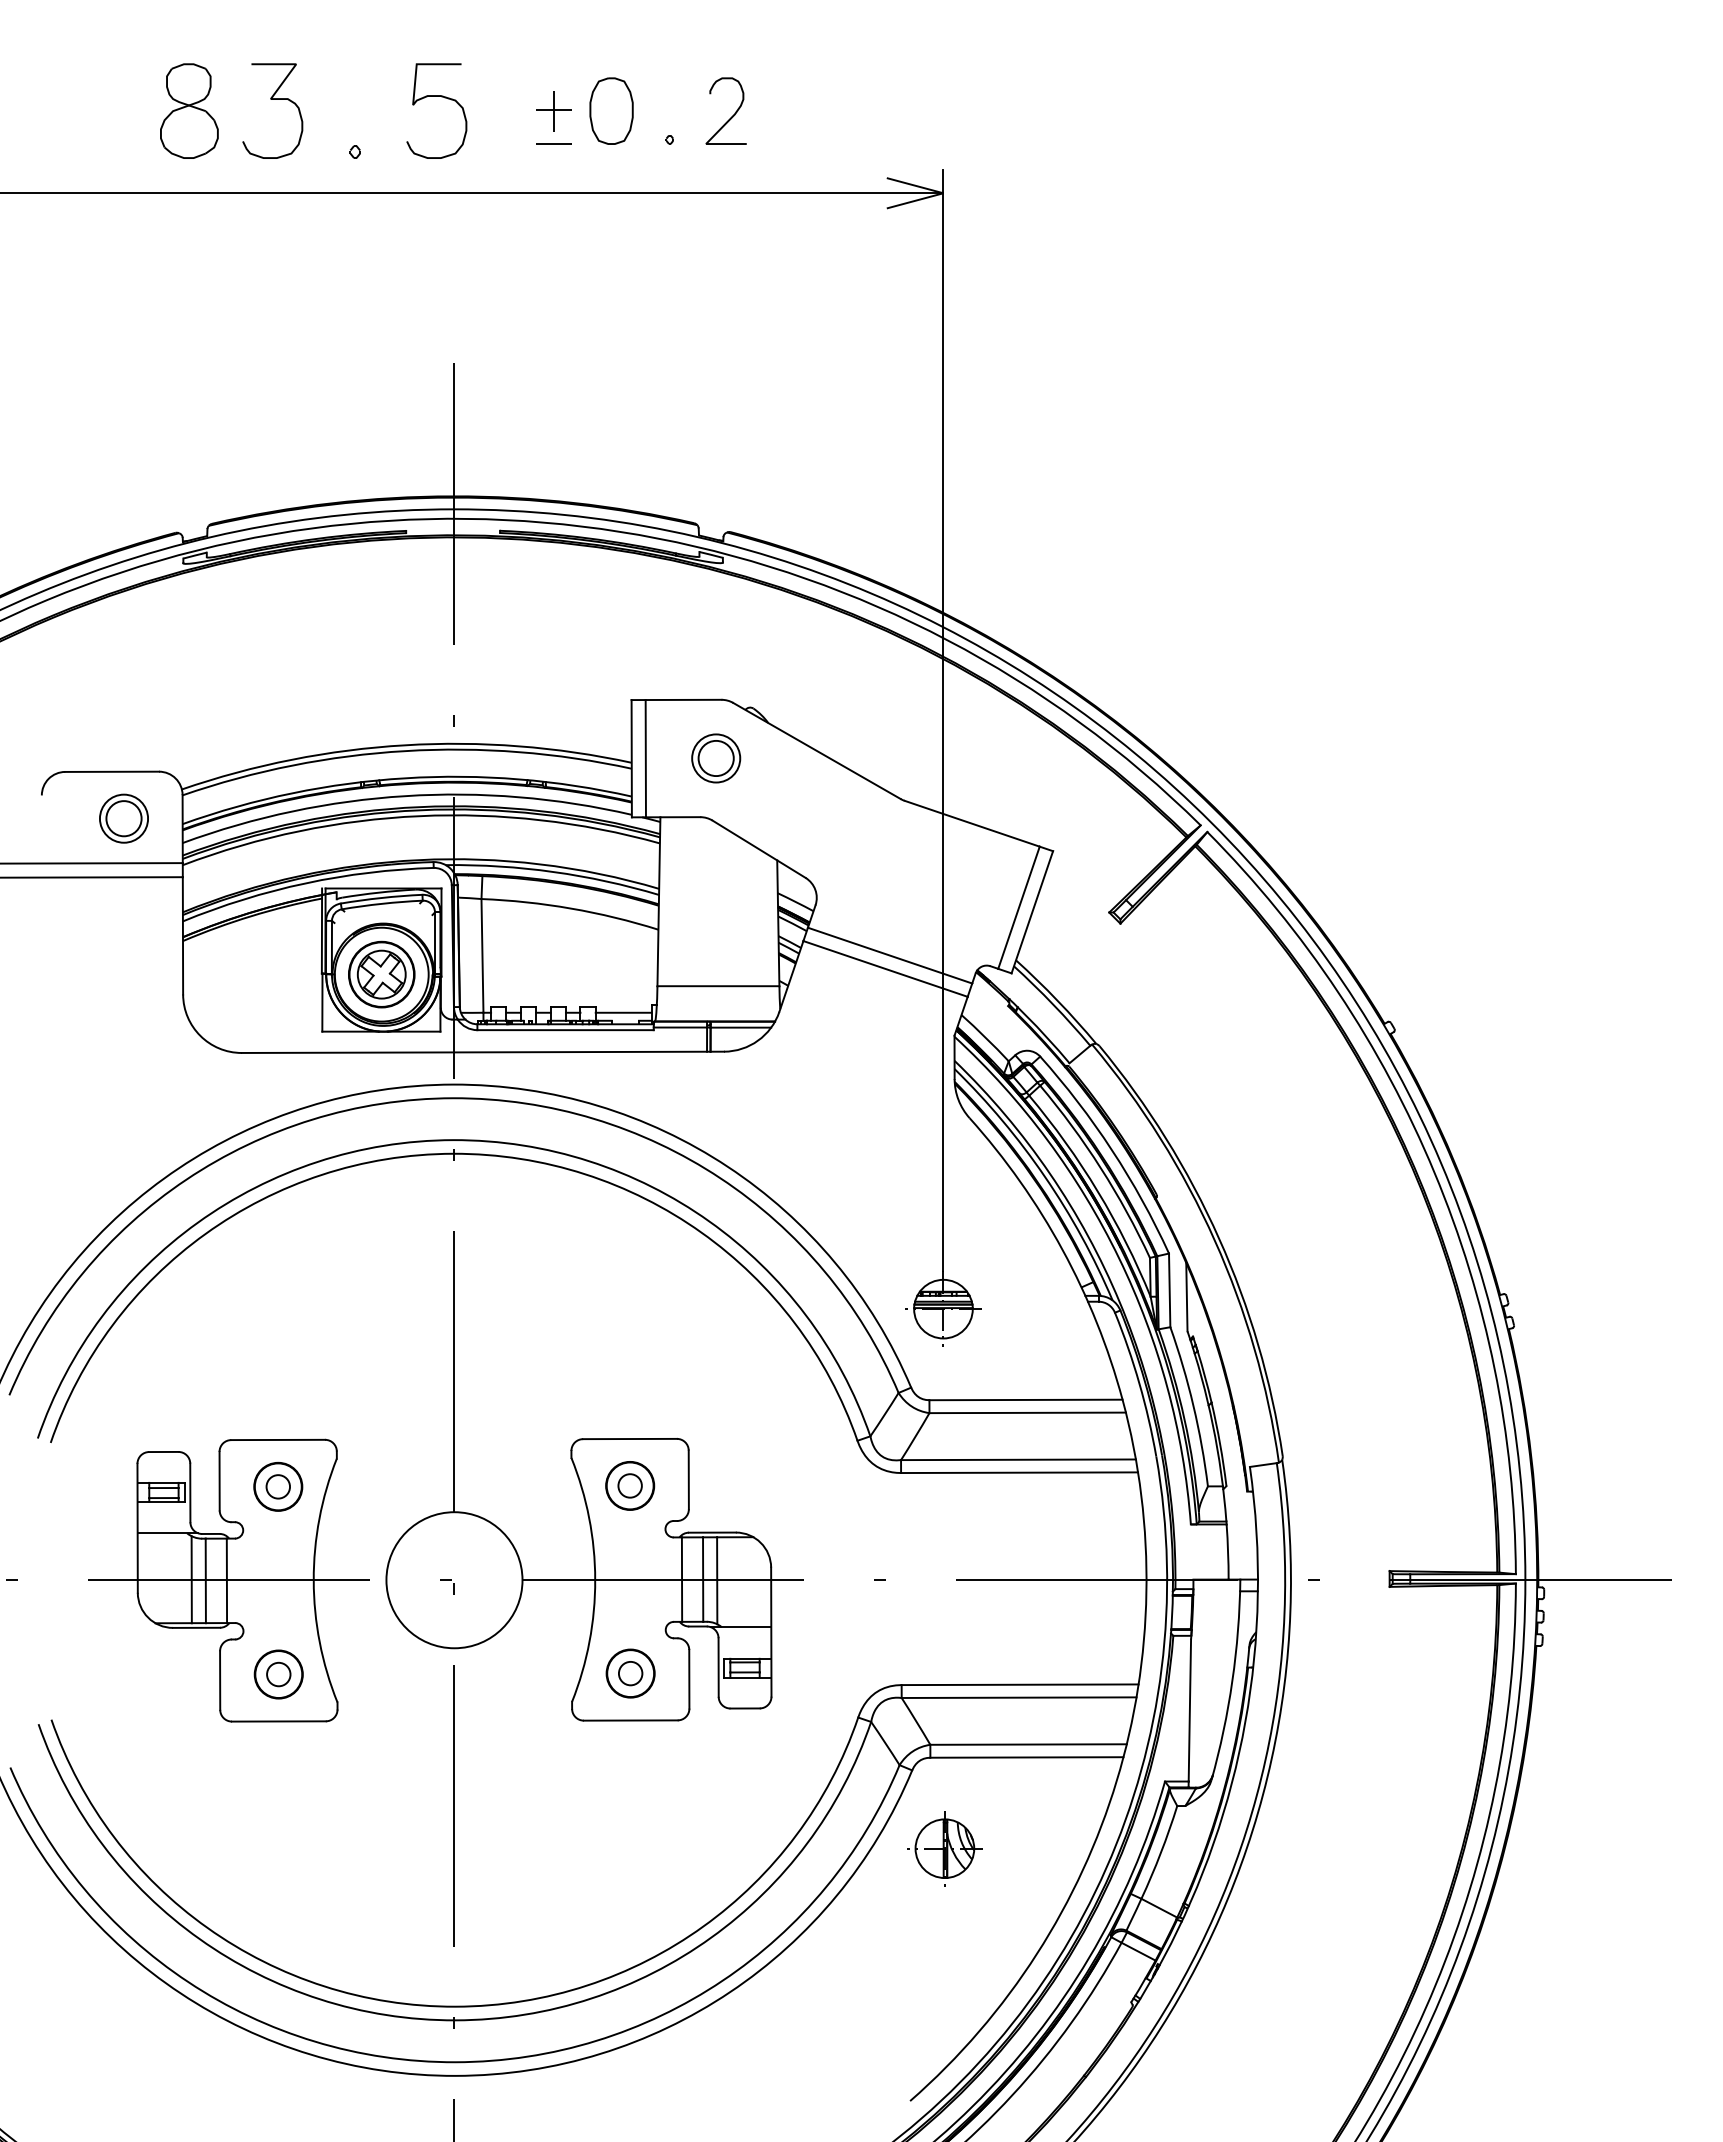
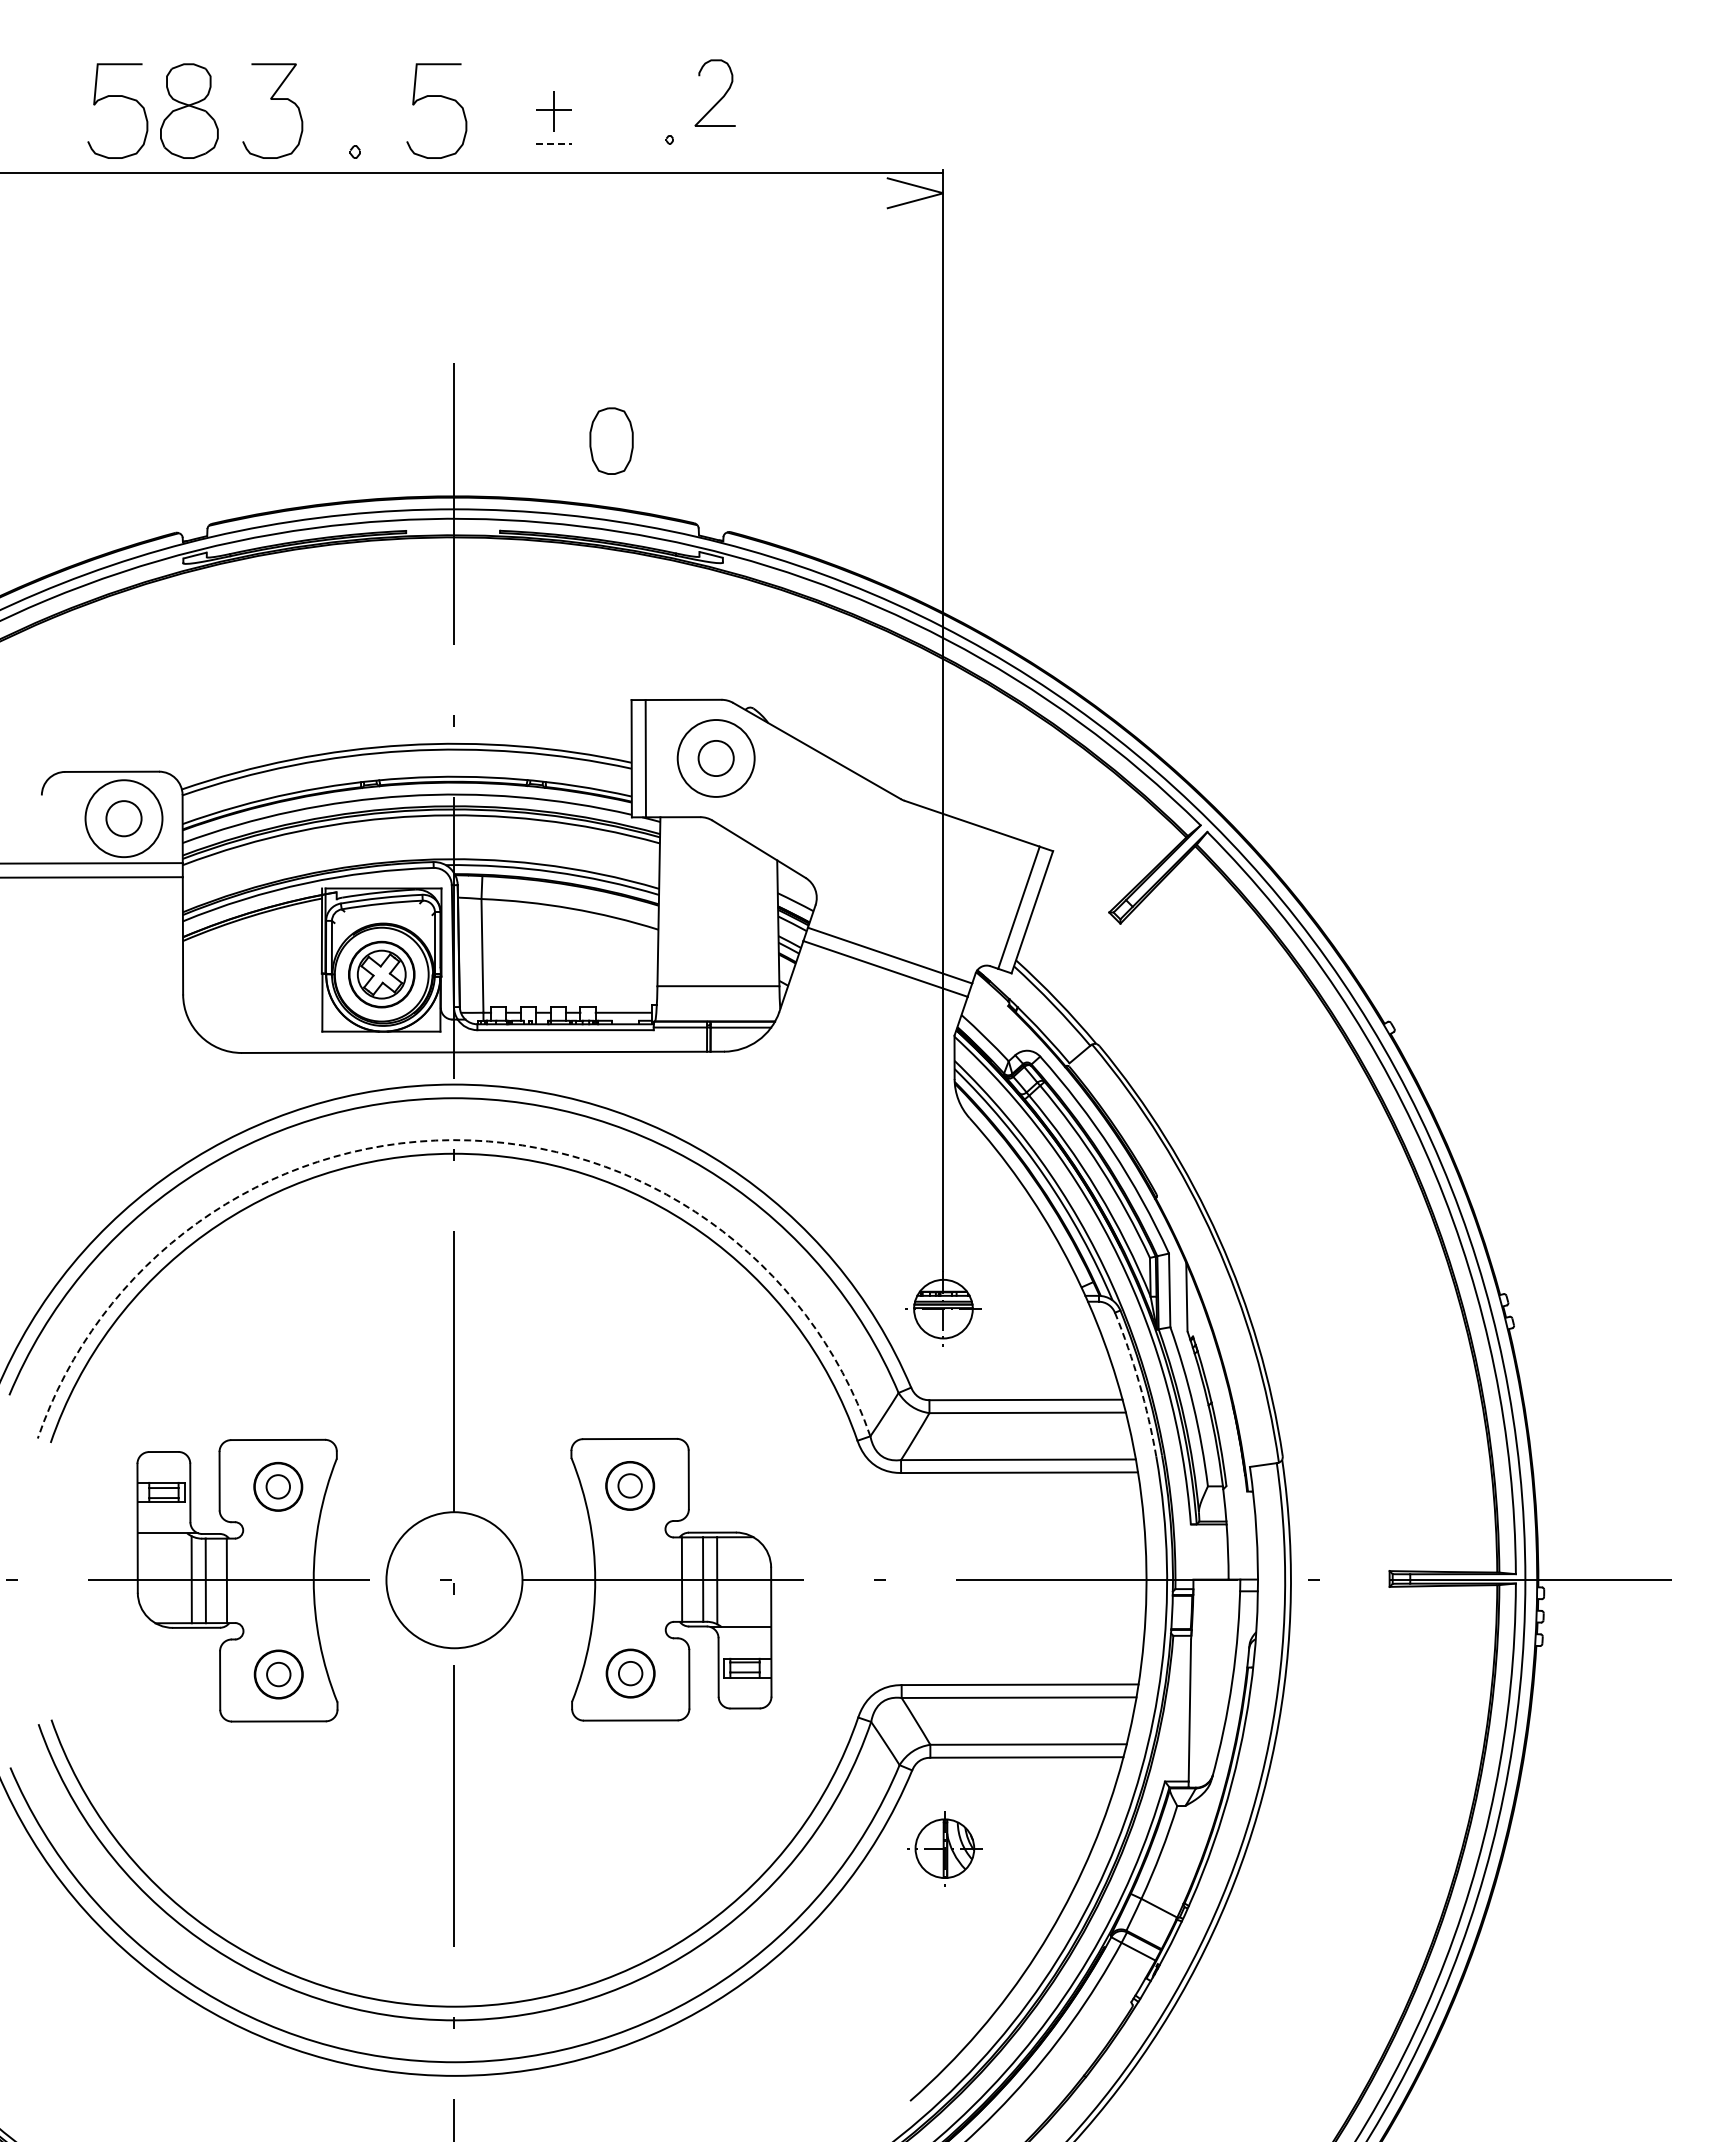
curve: none -> present (122, 97)
part position: (611, 110) -> (611, 440) (611, 440)
curve position: (731, 116) -> (720, 98) (720, 98)
line: solid -> dashed (554, 144)
line position: (472, 193) -> (472, 173) (472, 173)
circle diameter: 48 px -> 77 px (715, 758)
circle diameter: 48 px -> 77 px (123, 818)
arc: solid -> dashed (453, 1140)
arc: solid -> dashed (1139, 1383)
